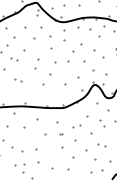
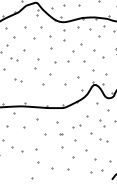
part position: (101, 145) -> (103, 140) (103, 140)
part: present -> none (19, 168)
